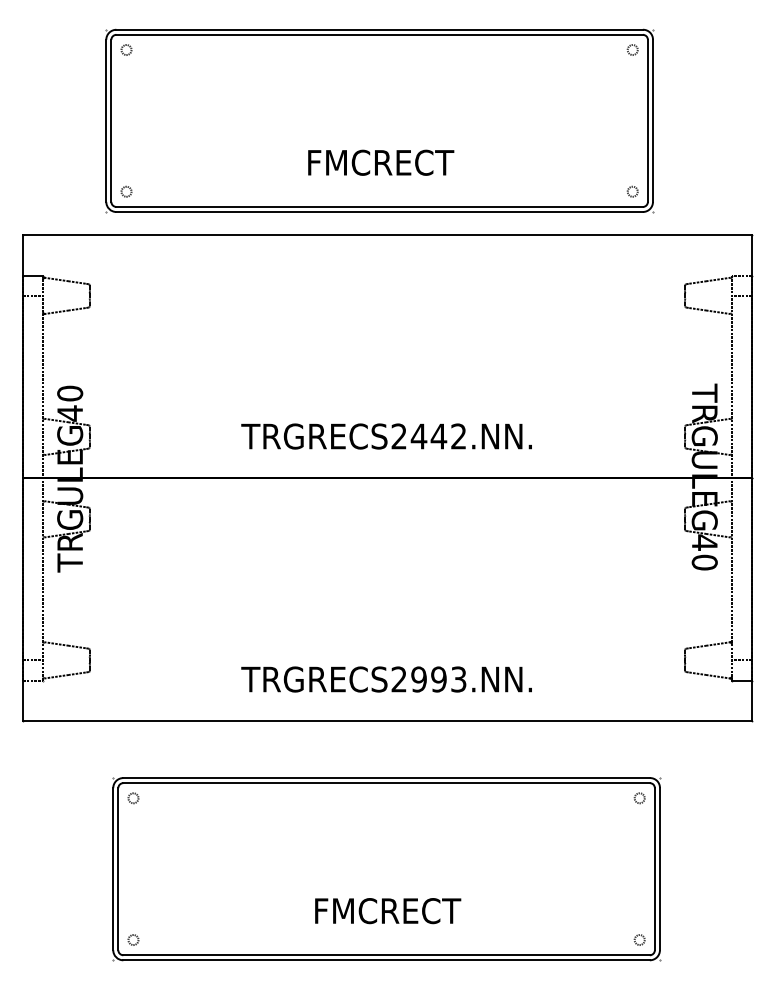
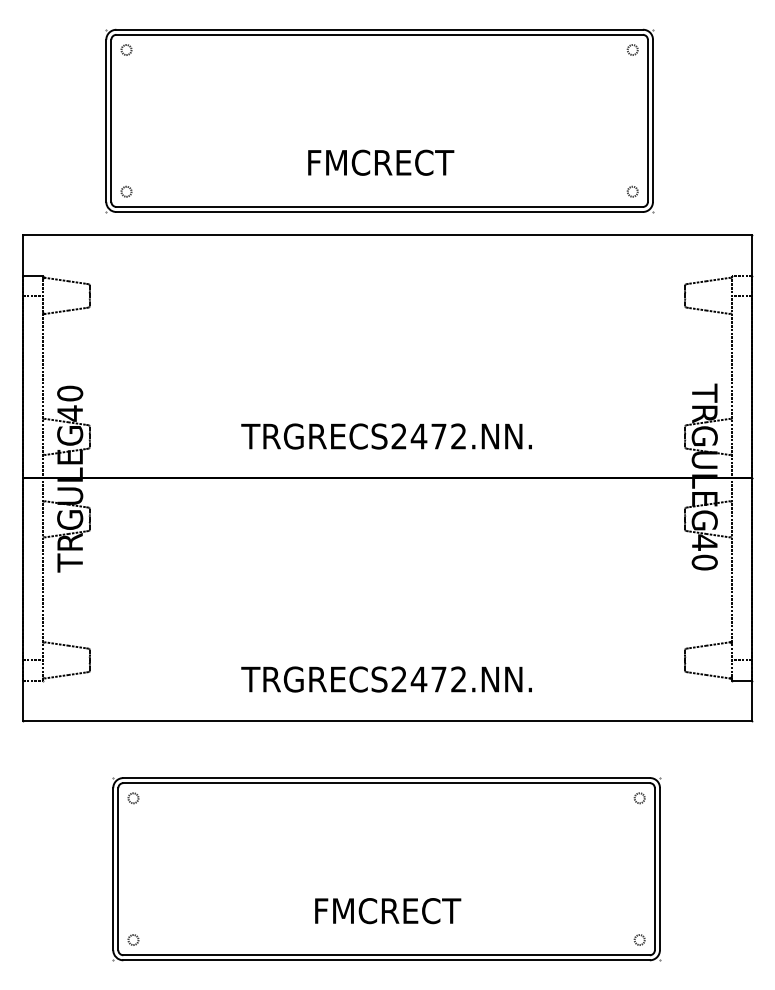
text: TRGRECS2442.NN. -> TRGRECS2472.NN. (438, 436)
text: TRGRECS2993.NN. -> TRGRECS2472.NN. (438, 679)
